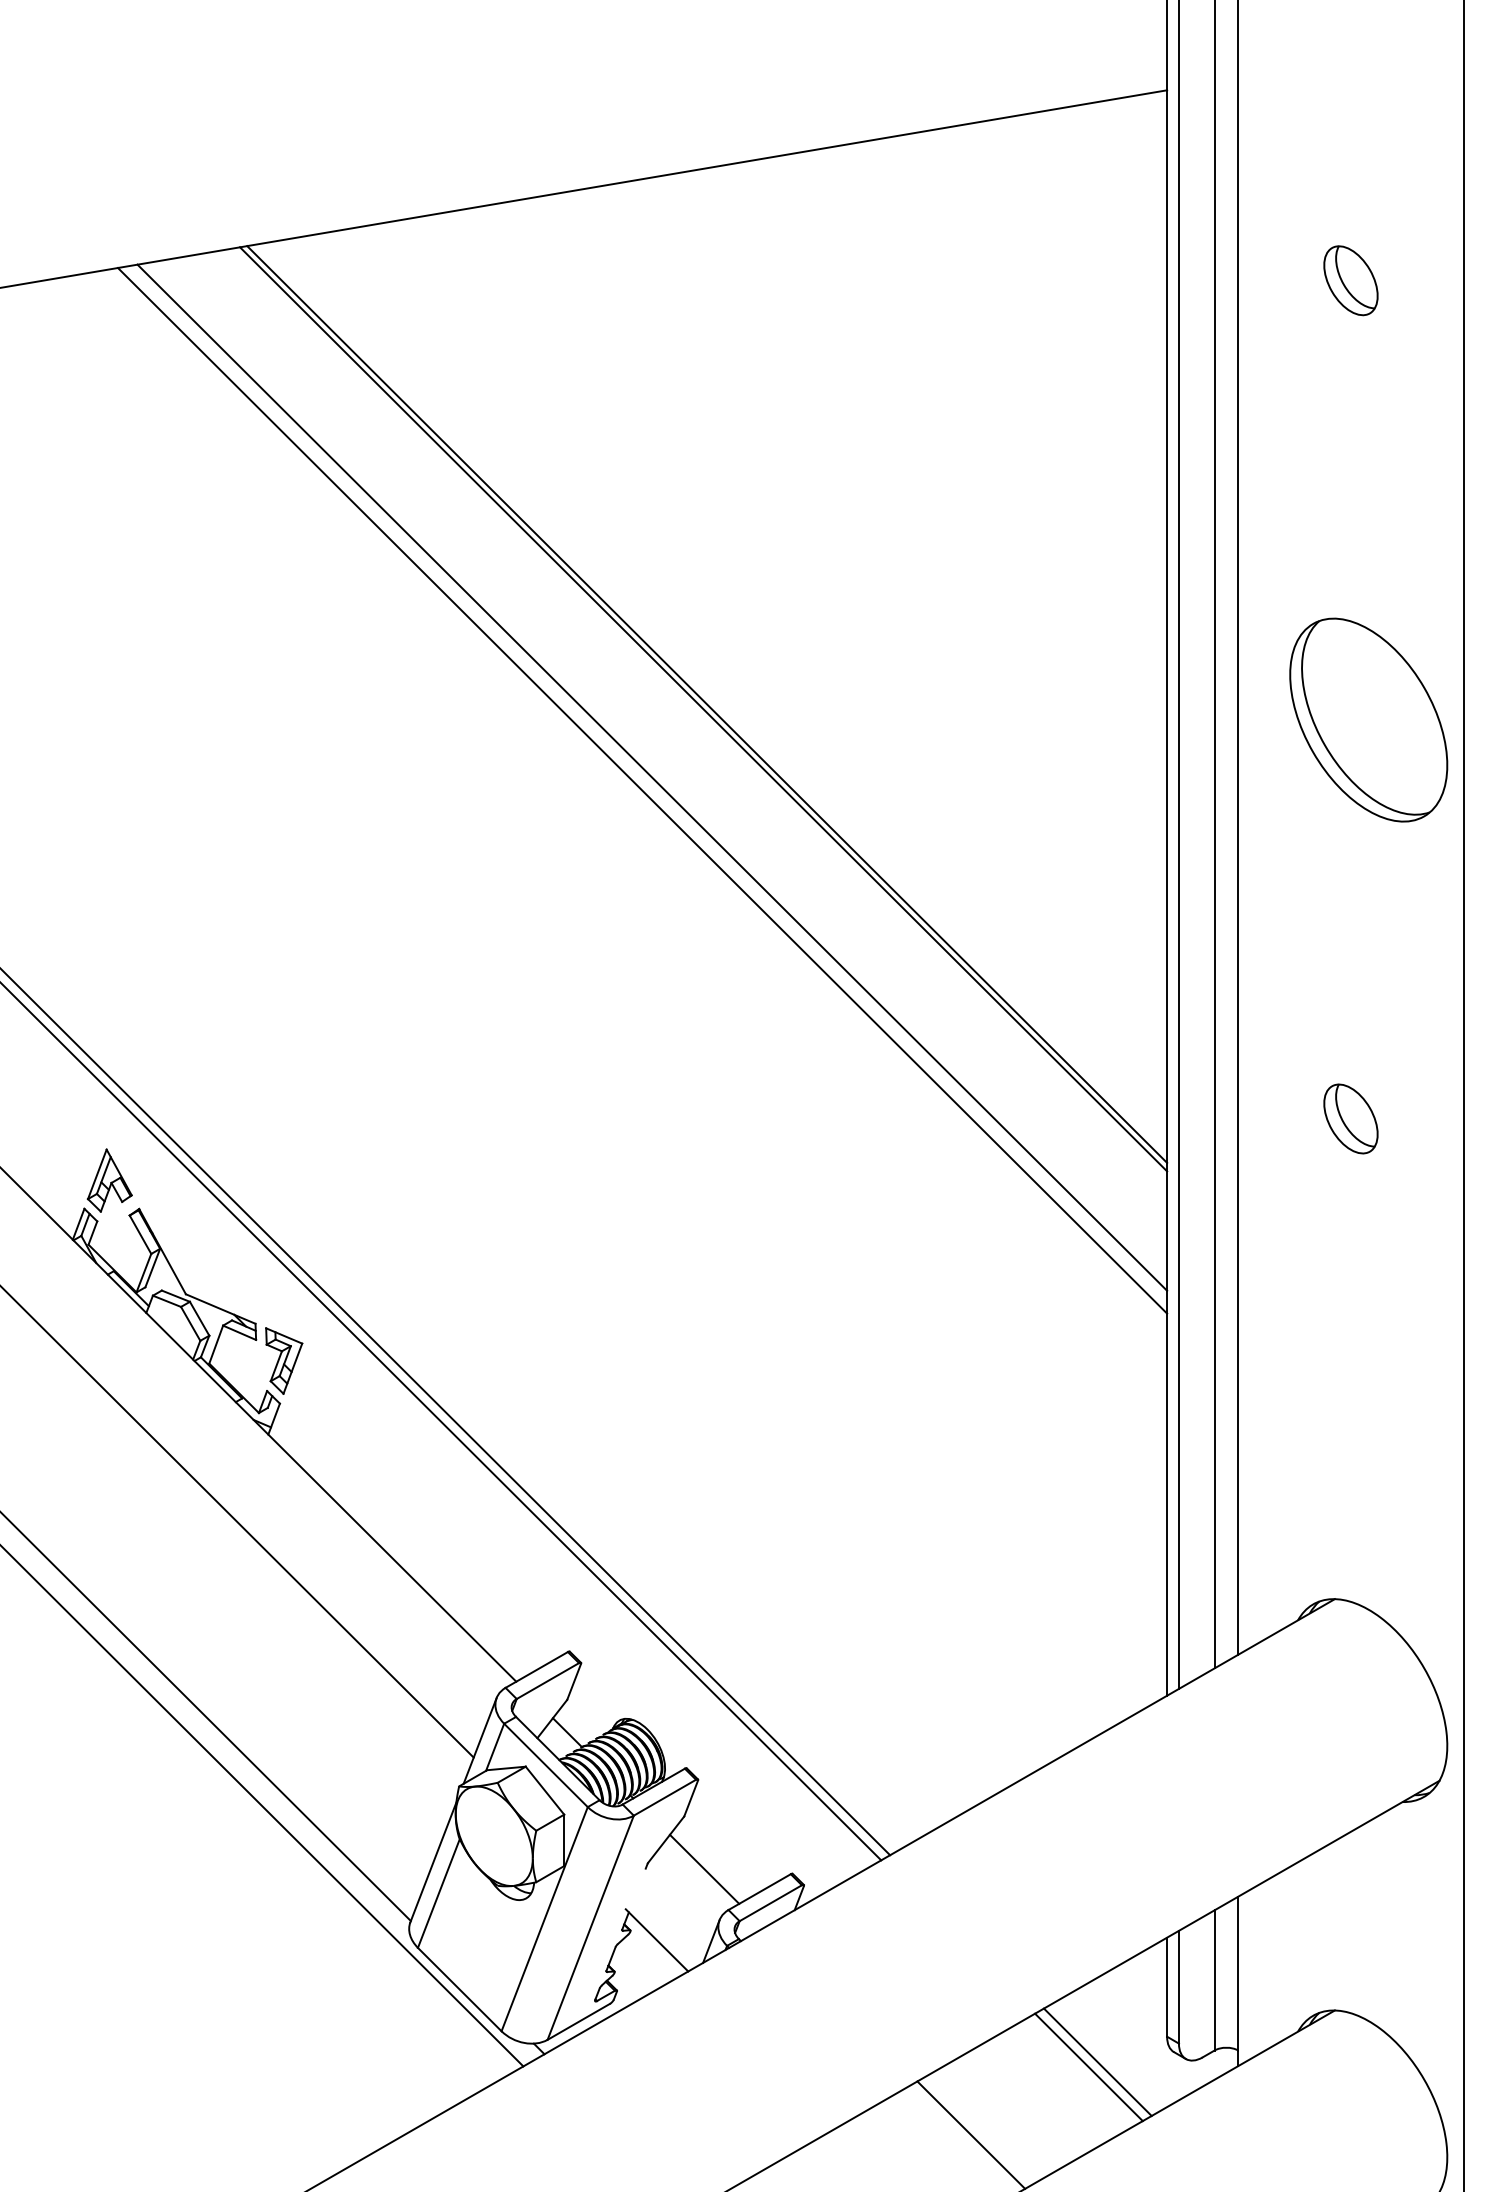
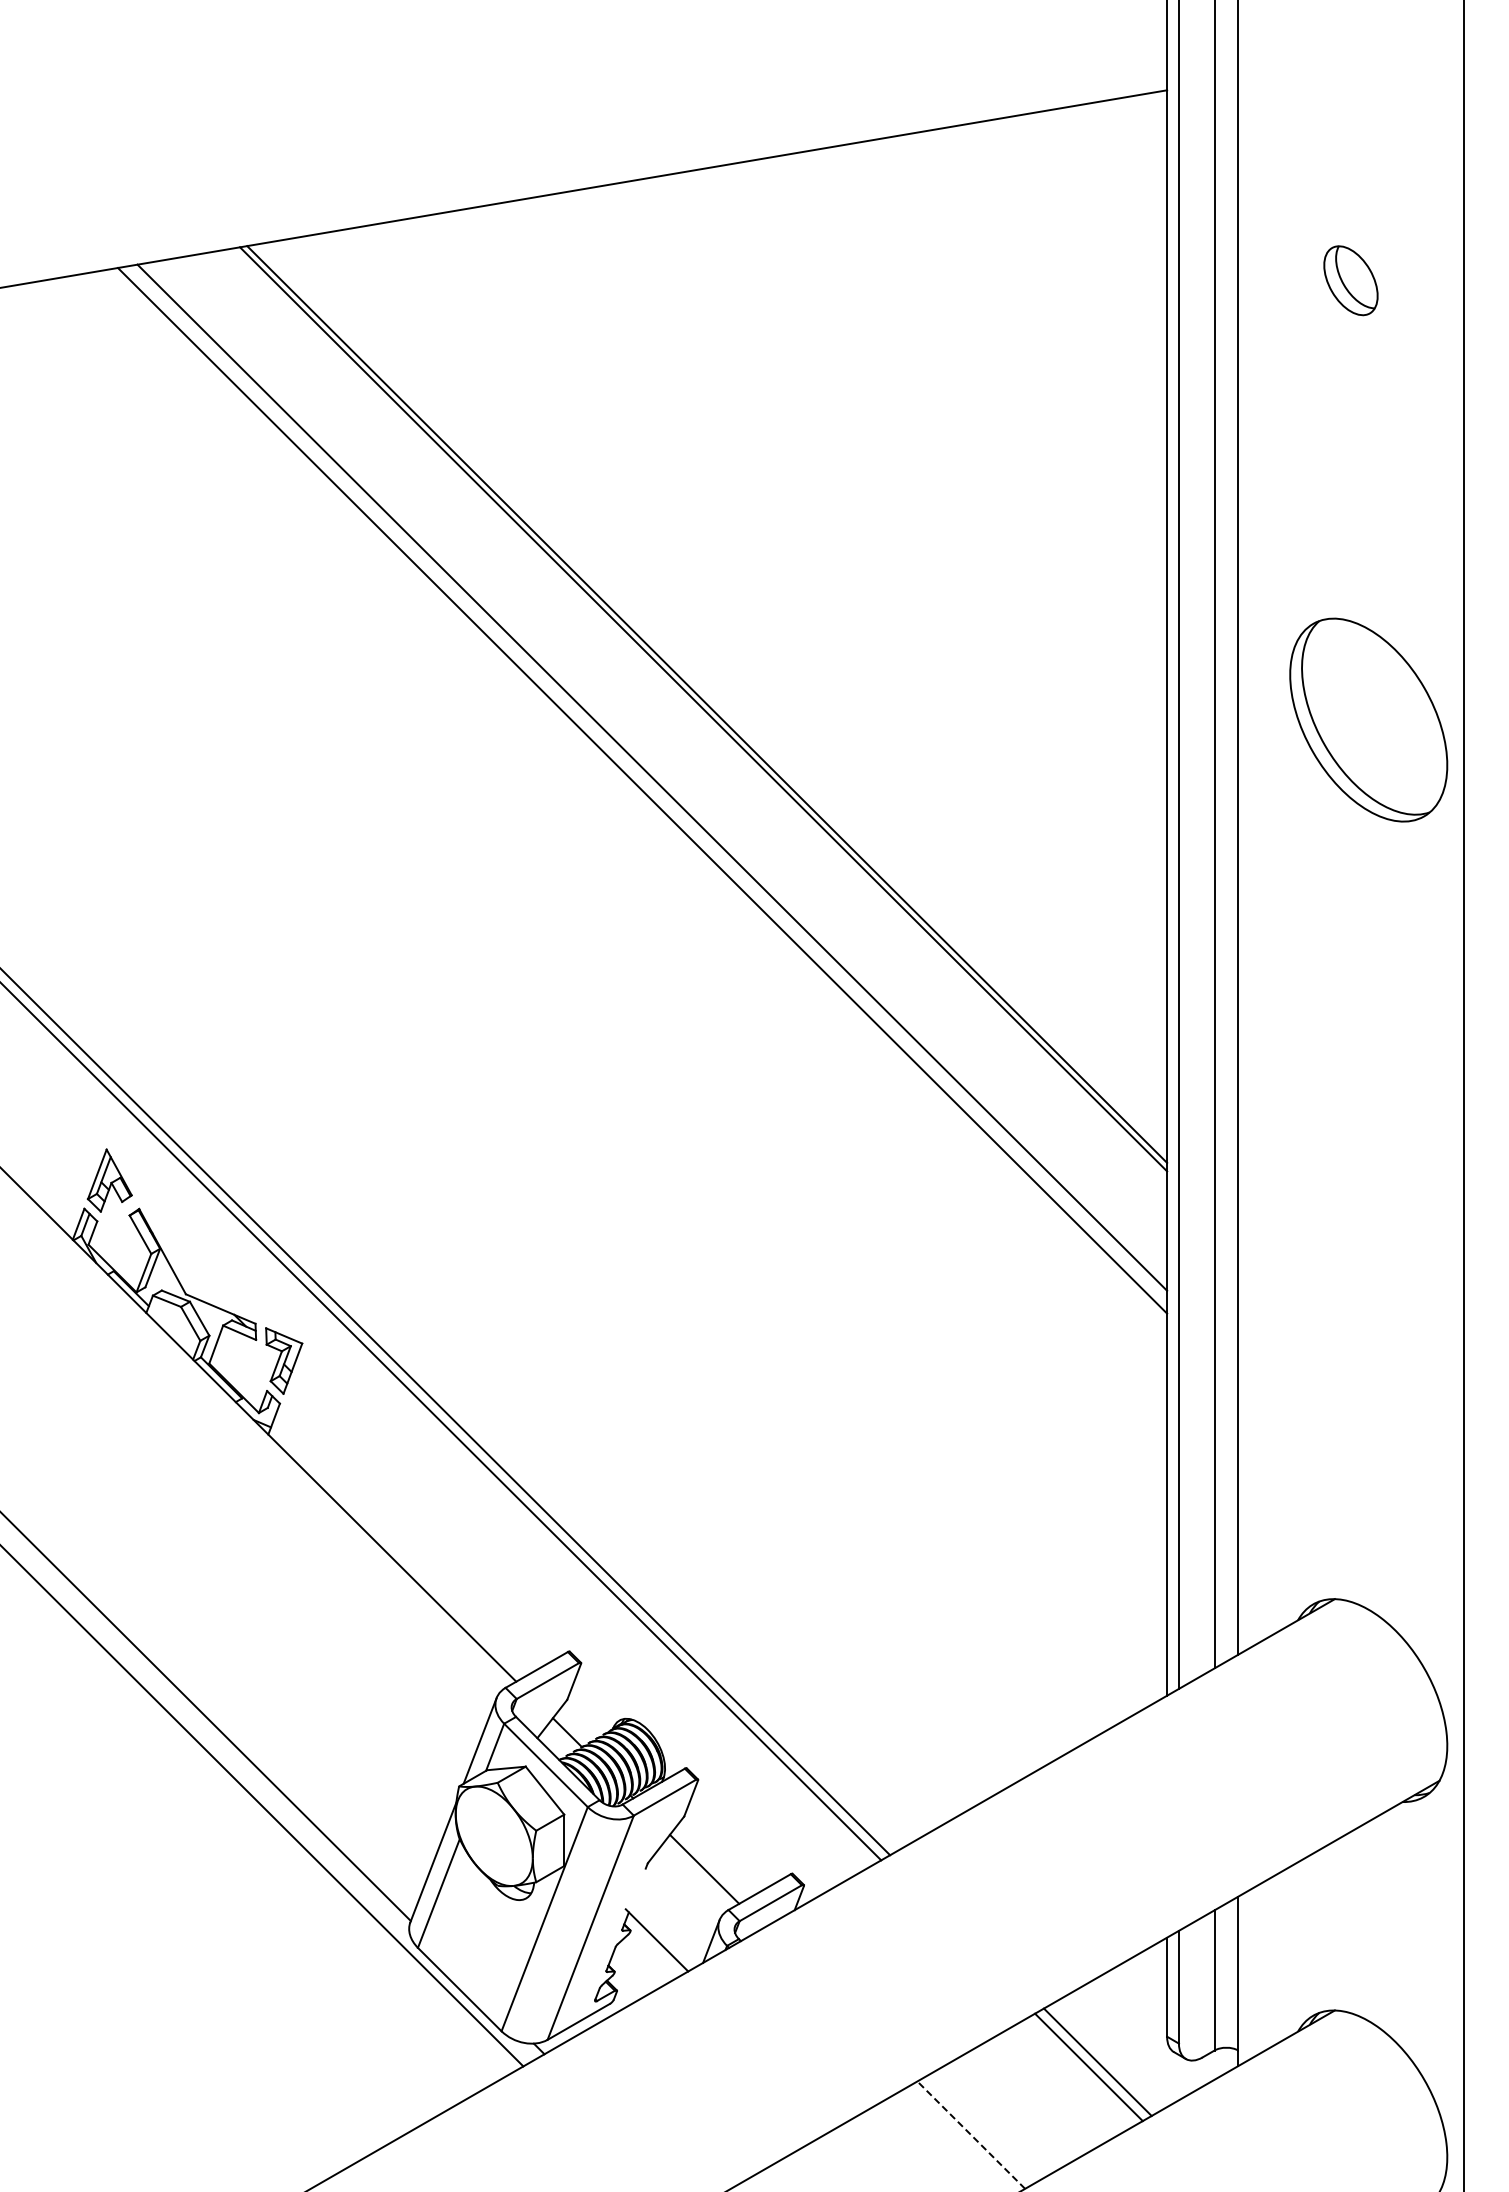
part: present -> none (1350, 1118)
line: present -> none (237, 1522)
line: solid -> dashed (970, 2134)
